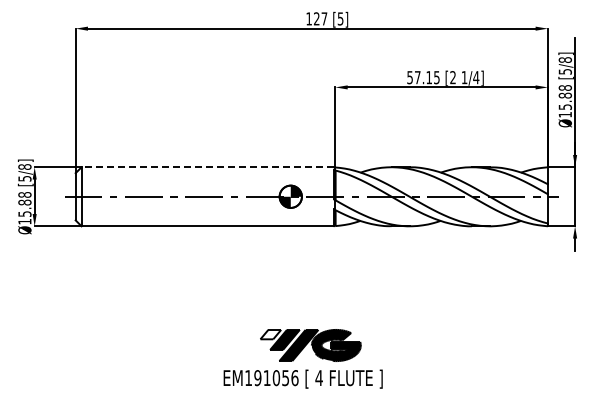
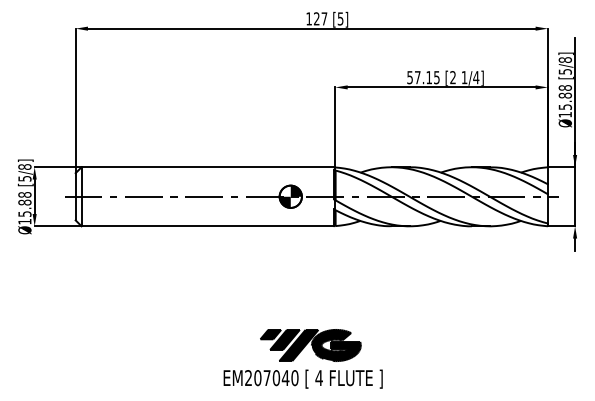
line: dashed -> solid (207, 167)
fill: none -> present (270, 334)
text: EM191056 -> EM207040 (271, 378)
